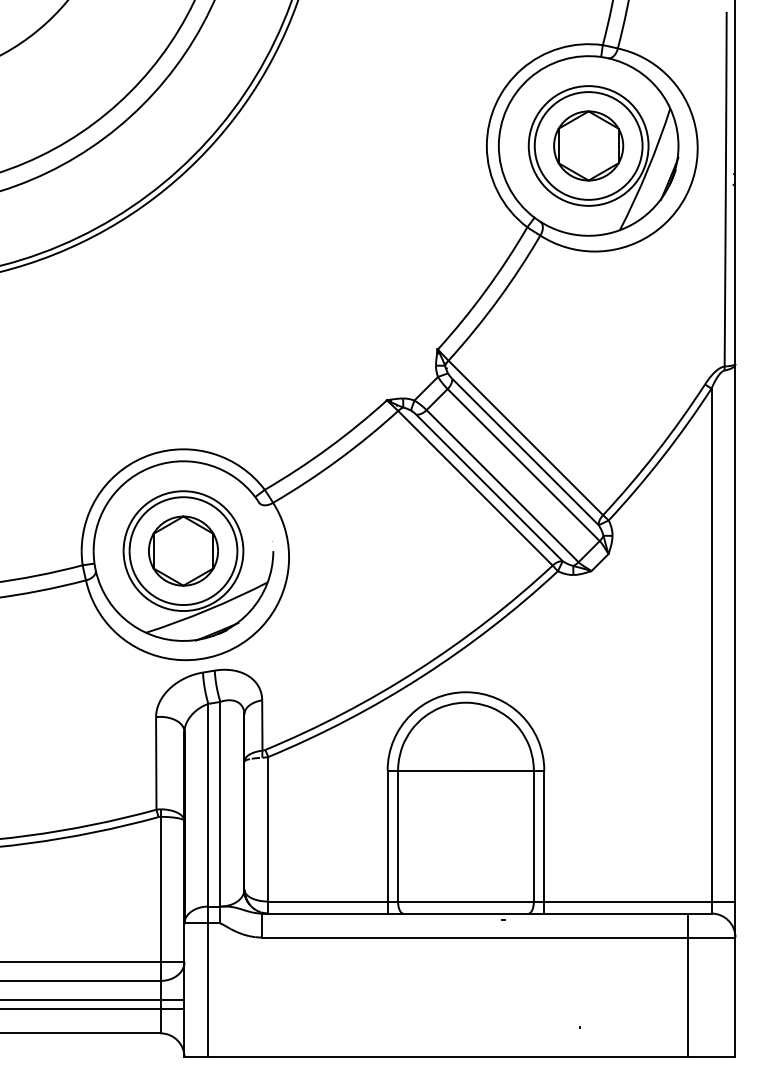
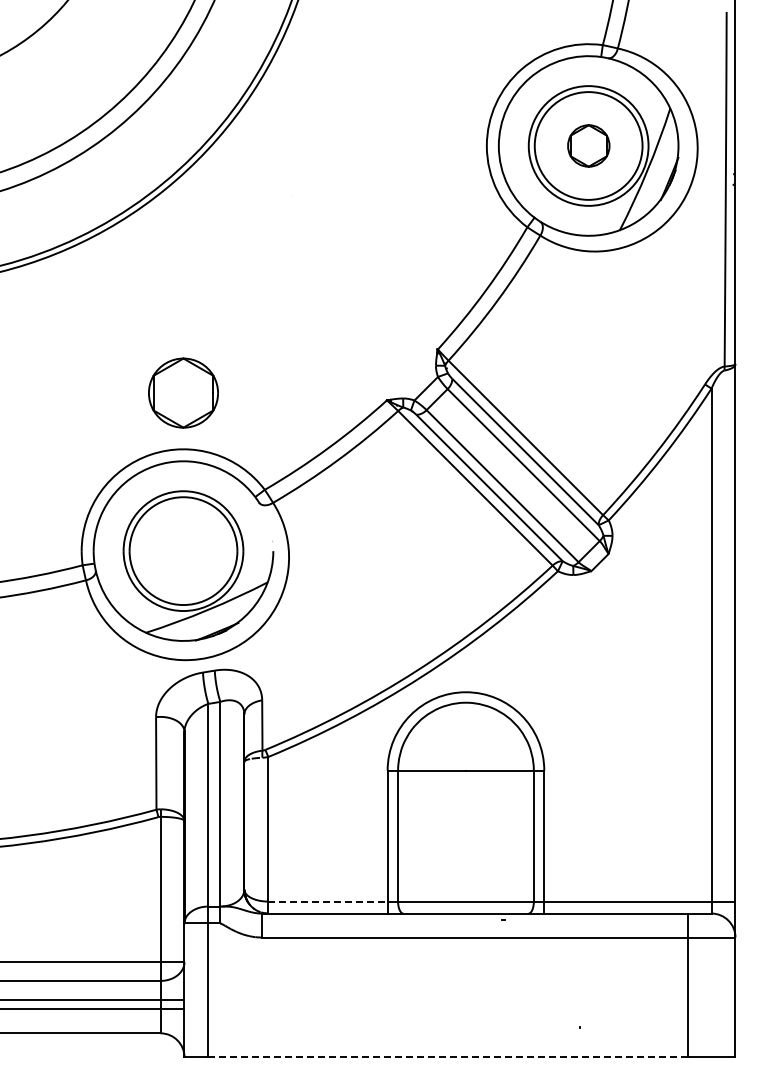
part size: 72x72 px -> 44x44 px (588, 145)
part position: (183, 550) -> (183, 392) (183, 392)
line: solid -> dashed (328, 901)
line: solid -> dashed (448, 1057)
